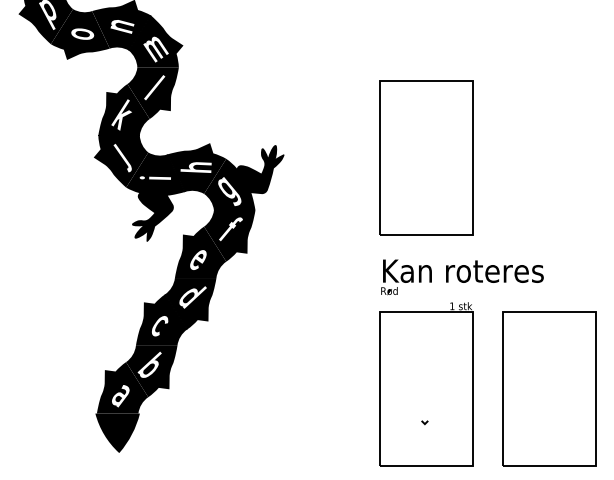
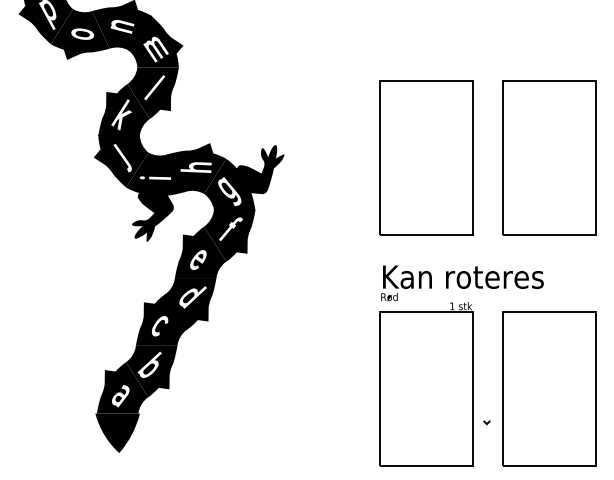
part: none -> present (549, 157)
text position: (462, 277) -> (462, 283) (462, 283)
line position: (424, 422) -> (486, 422) (486, 422)
